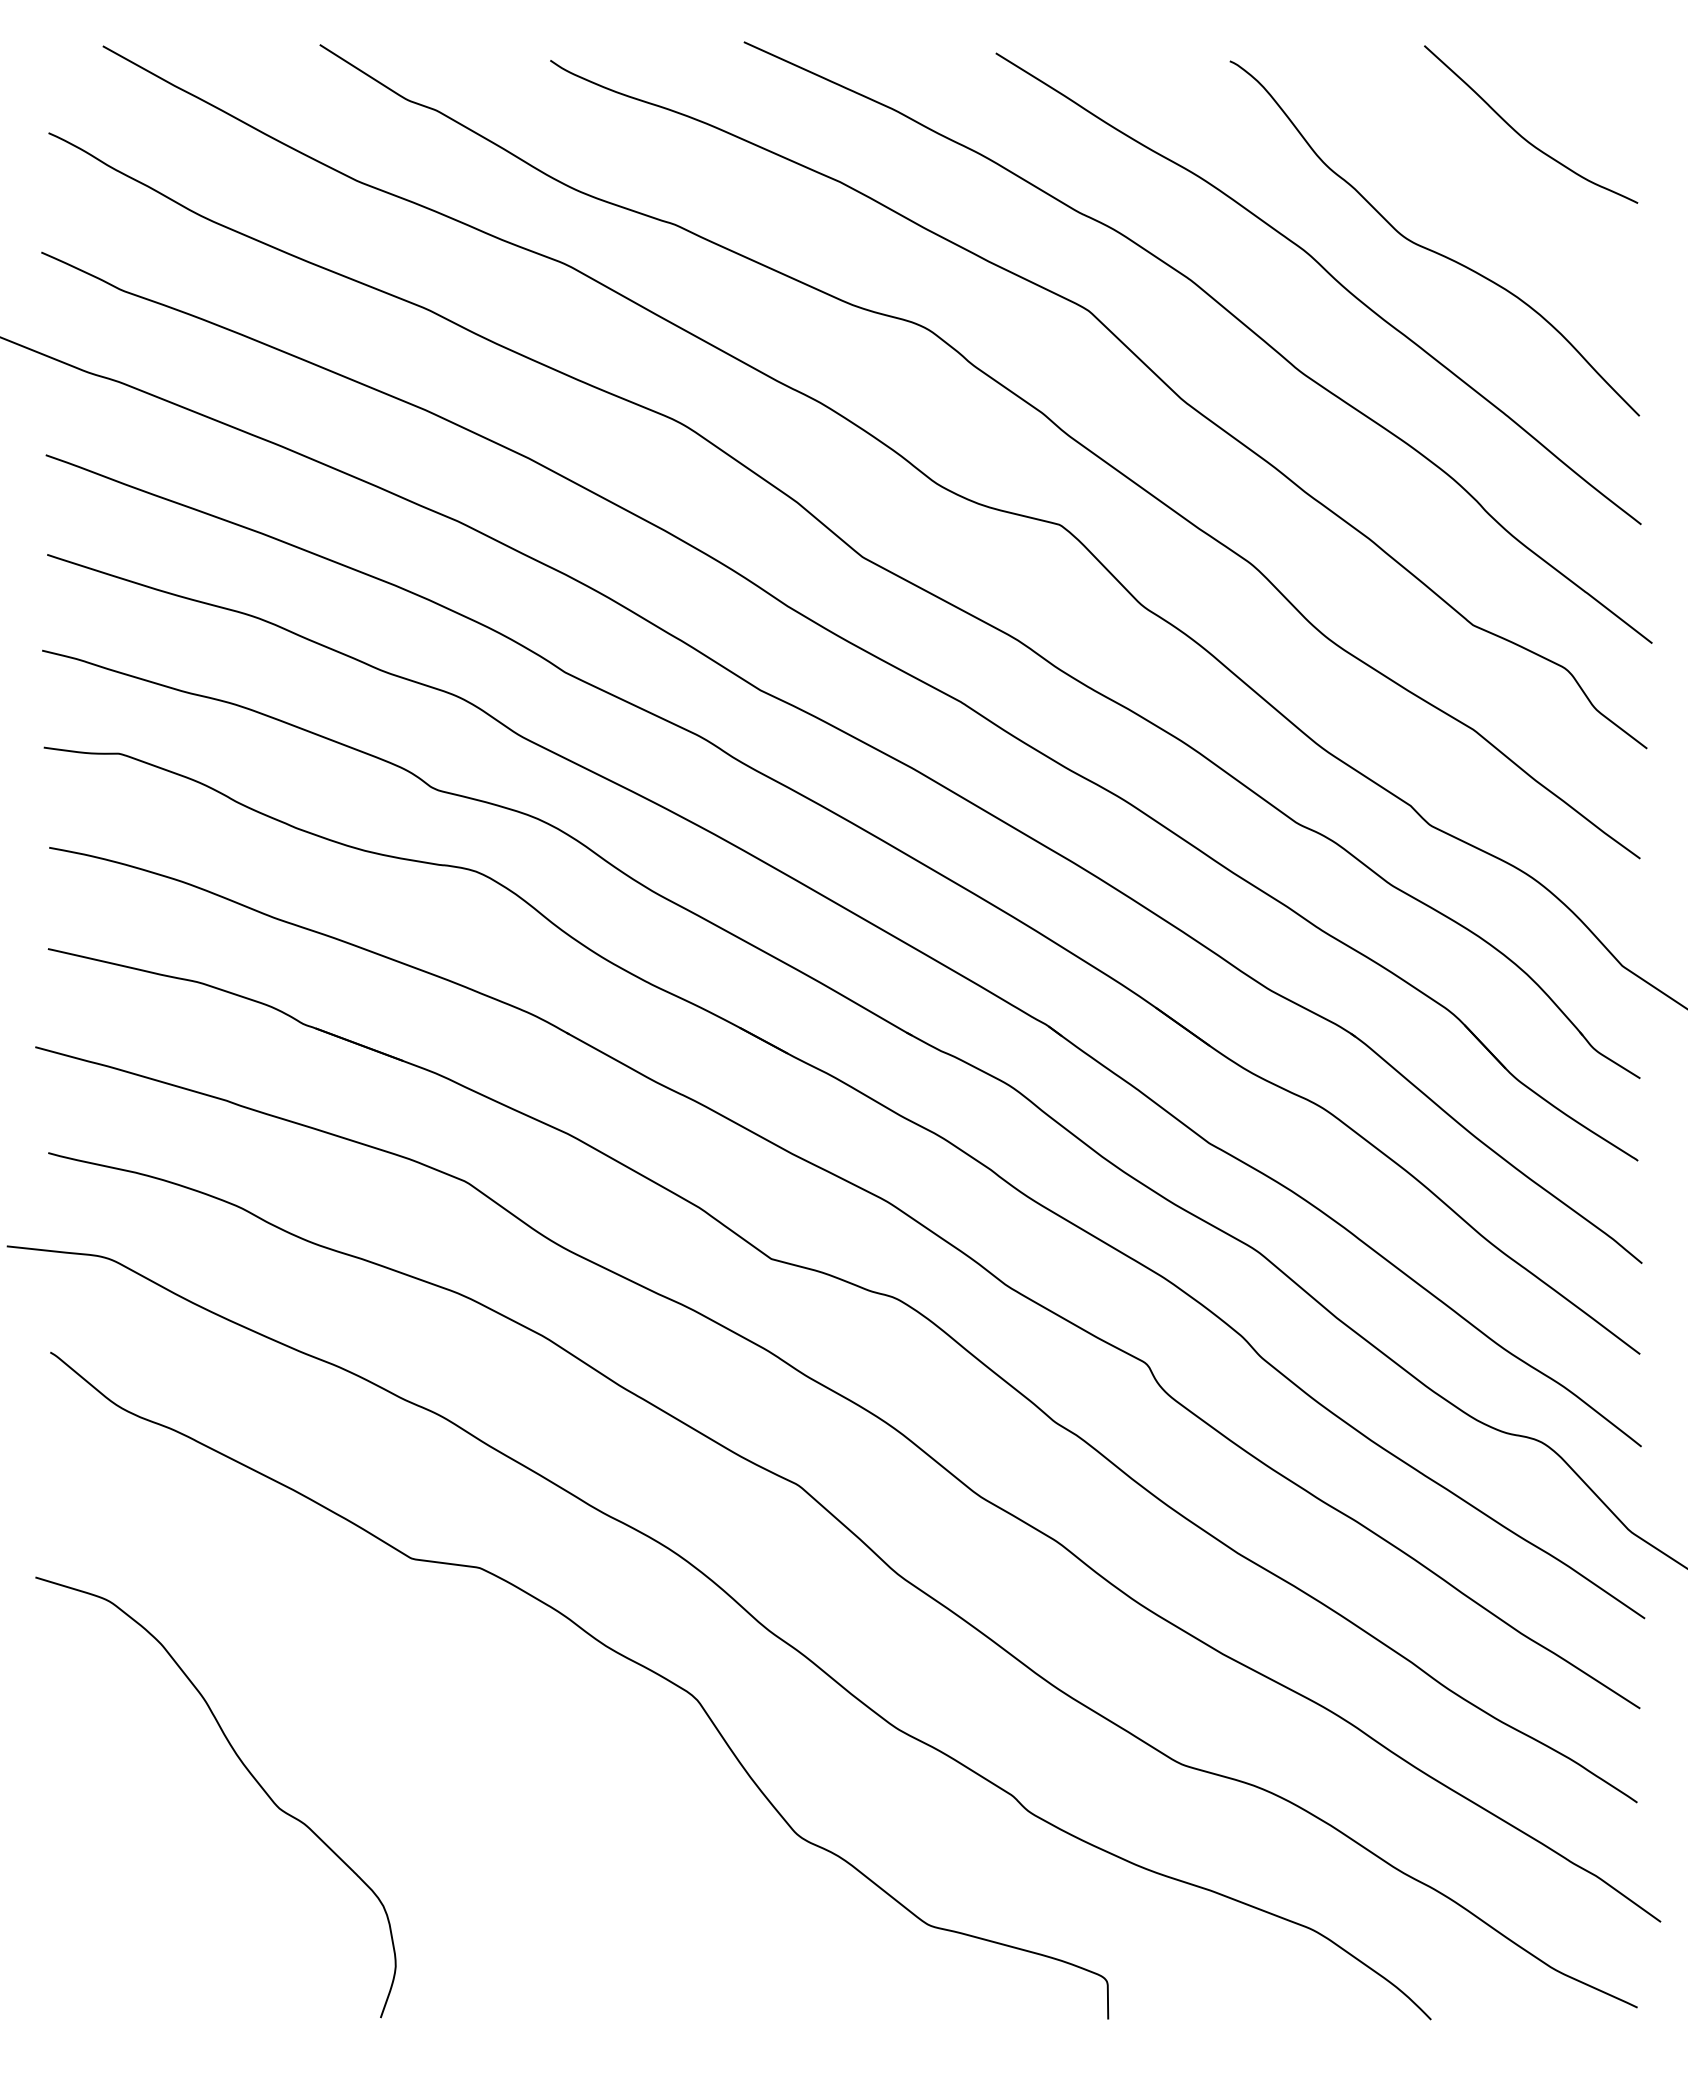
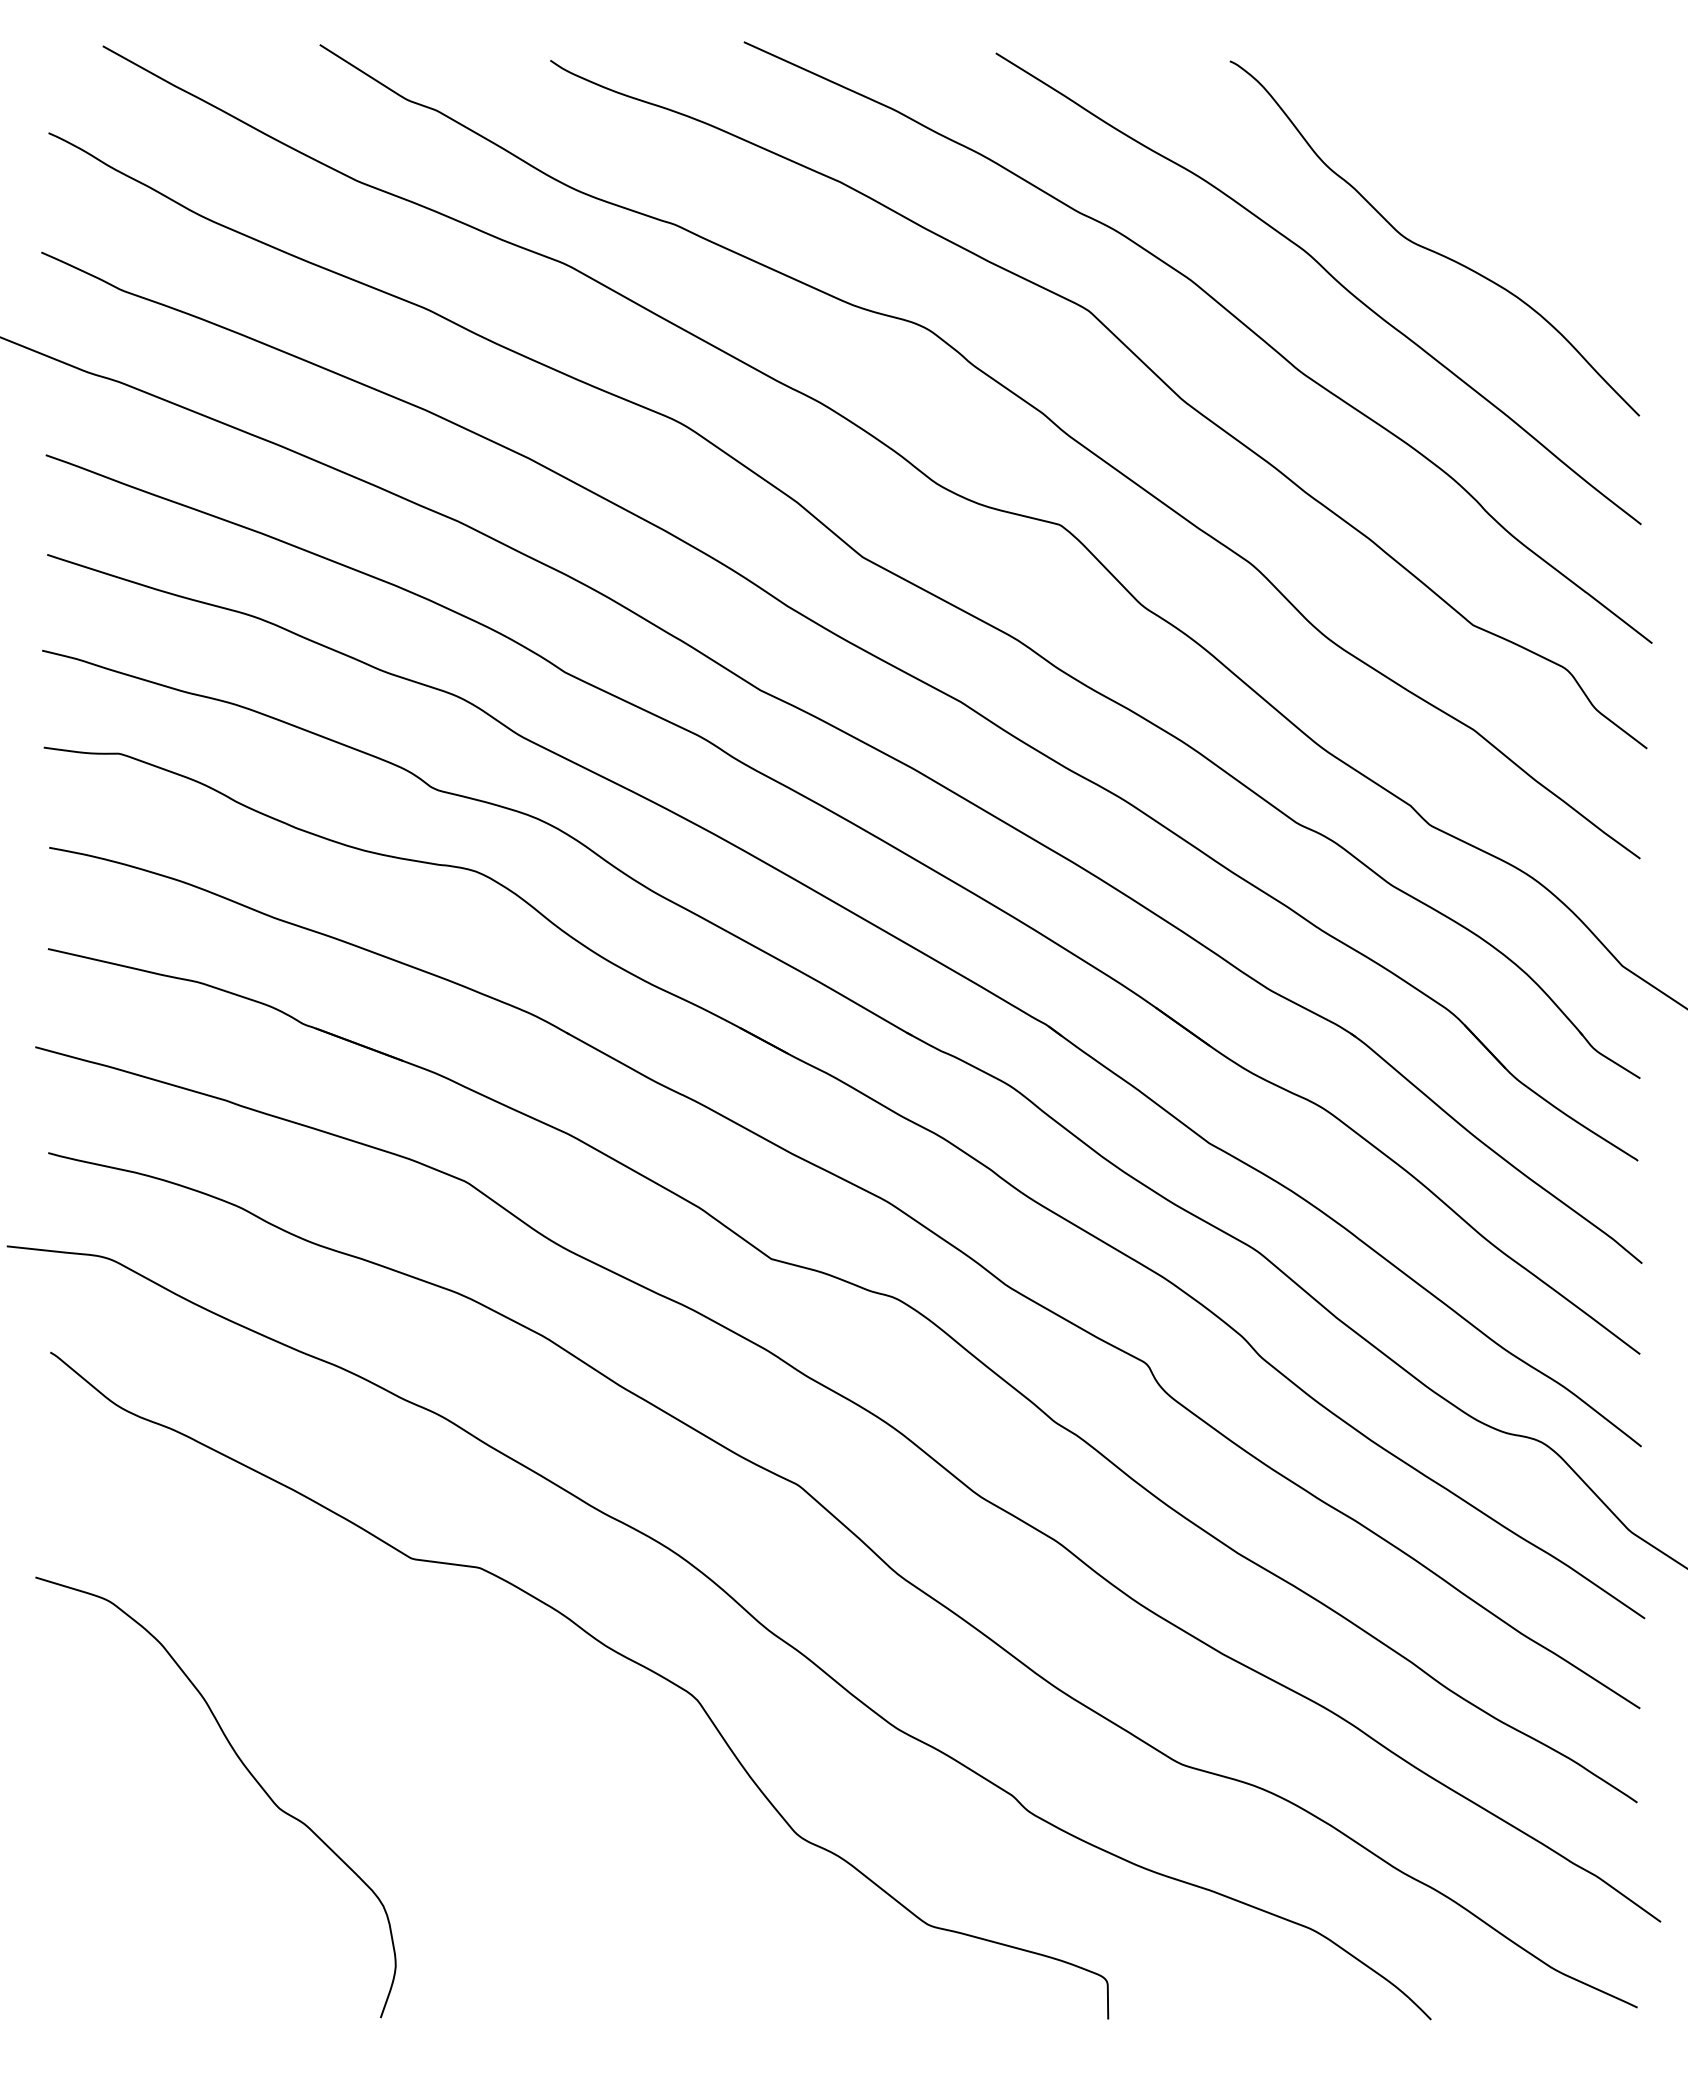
curve: present -> none (1523, 136)
